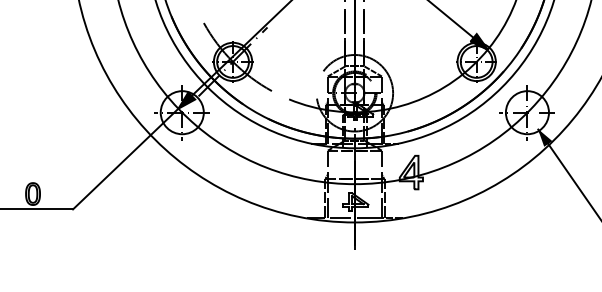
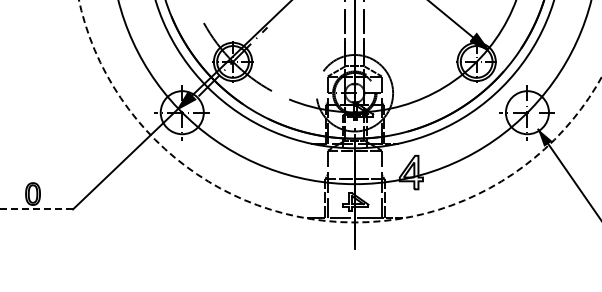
circle: solid -> dashed (340, 111)
line: solid -> dashed (36, 209)
